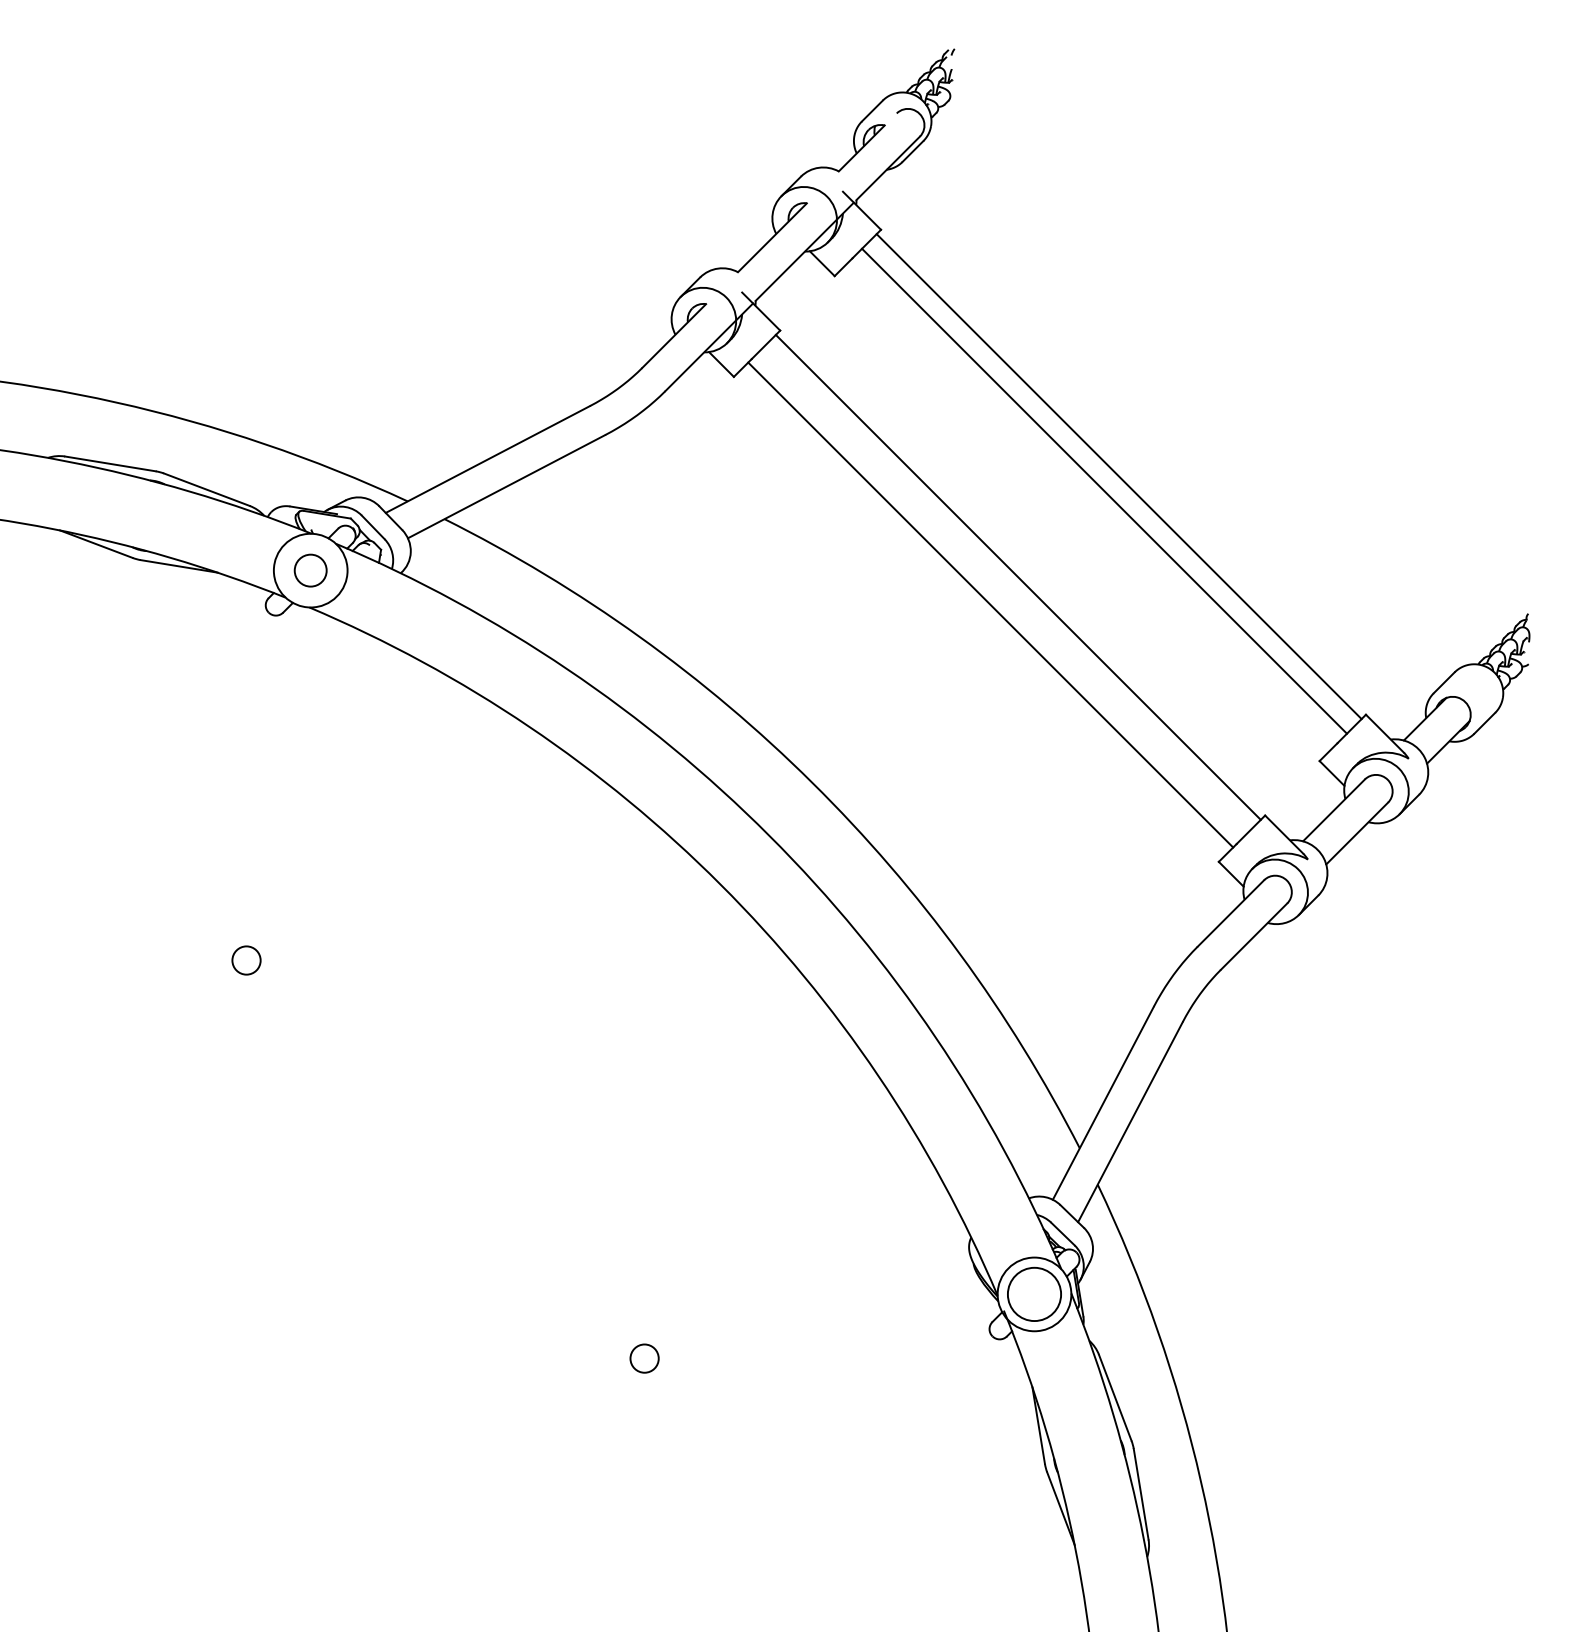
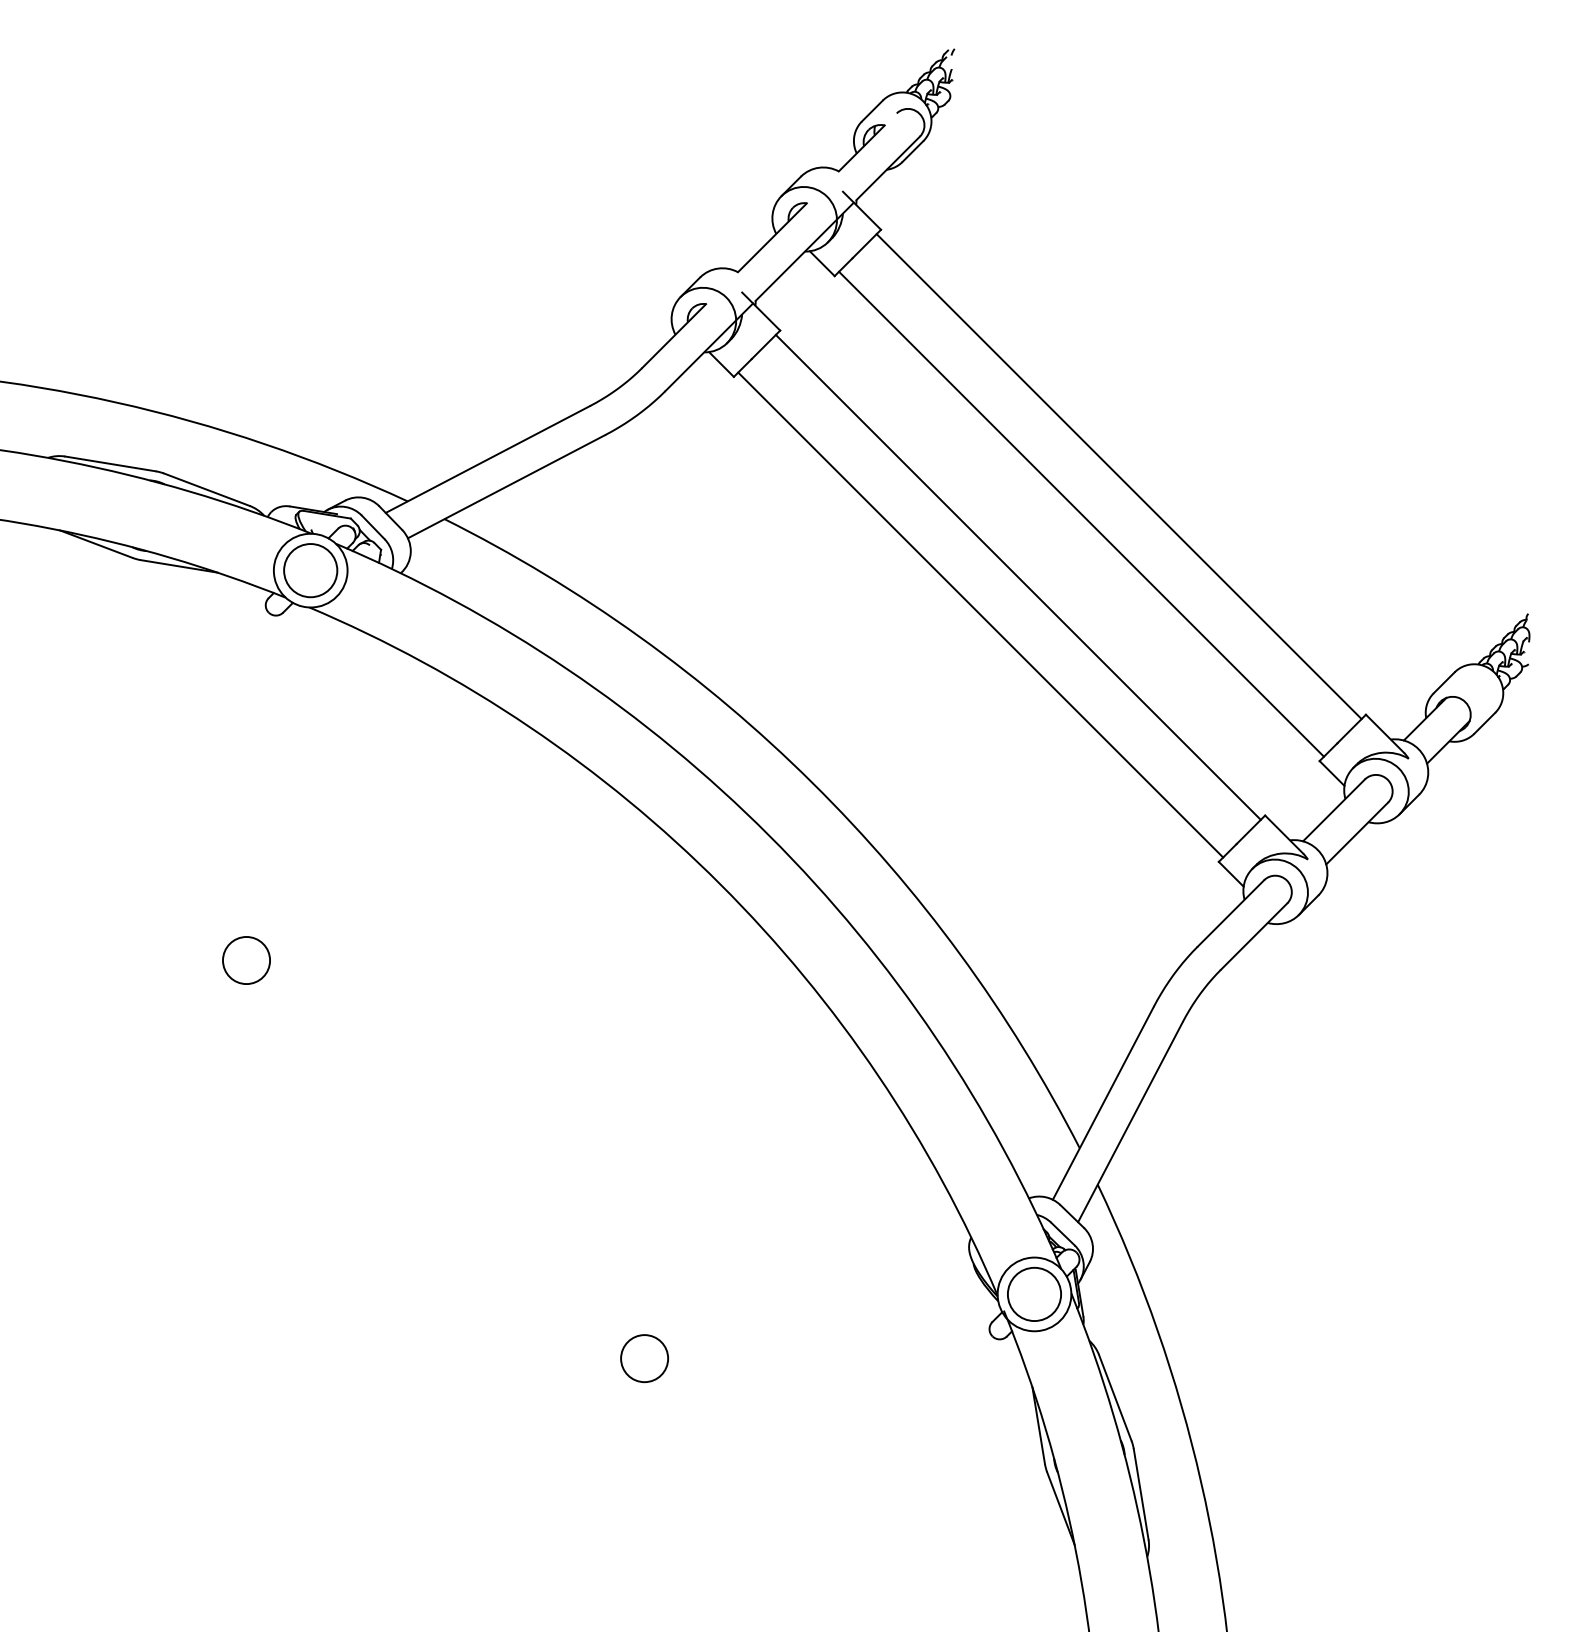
line position: (1104, 490) -> (1081, 513) (1081, 513)
circle diameter: 32 px -> 53 px (310, 570)
line position: (990, 604) -> (980, 614) (980, 614)
circle diameter: 28 px -> 47 px (246, 960)
circle diameter: 28 px -> 47 px (644, 1358)
